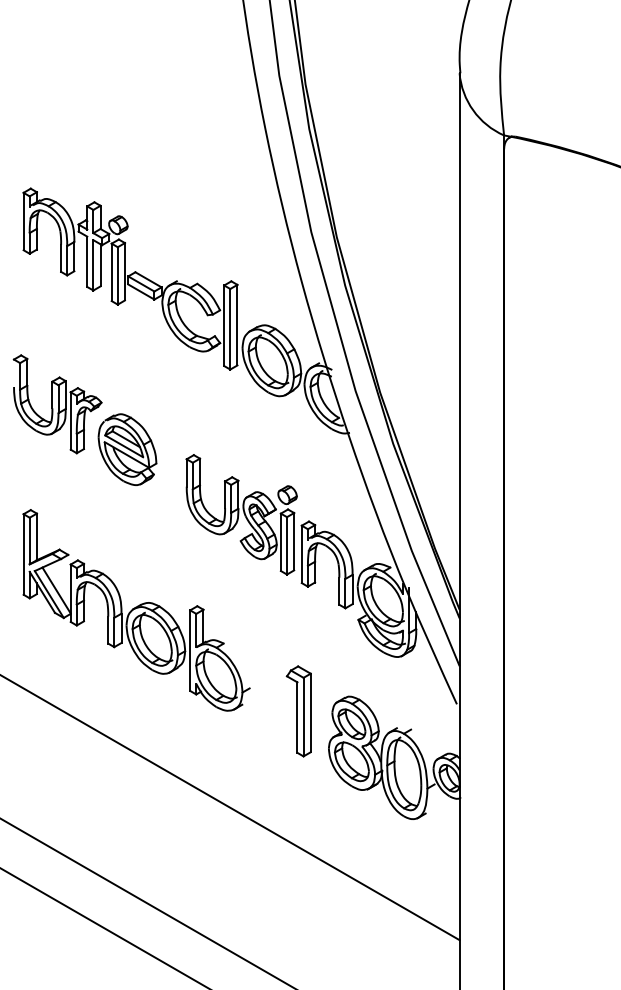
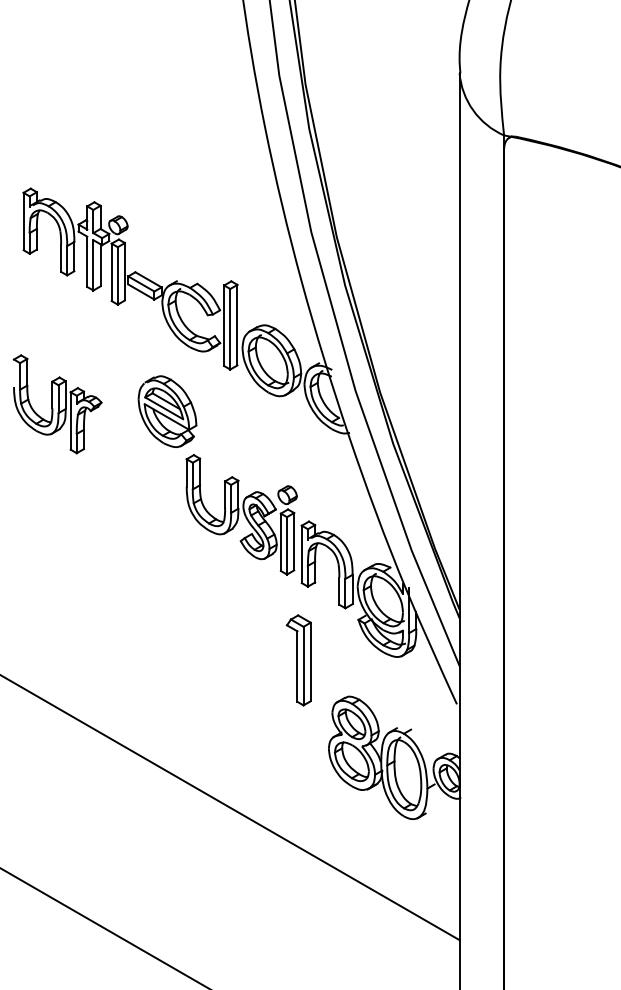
part position: (127, 449) -> (167, 411) (167, 411)
part: present -> none (136, 610)
part position: (298, 711) -> (298, 660) (298, 660)
line: present -> none (146, 902)
